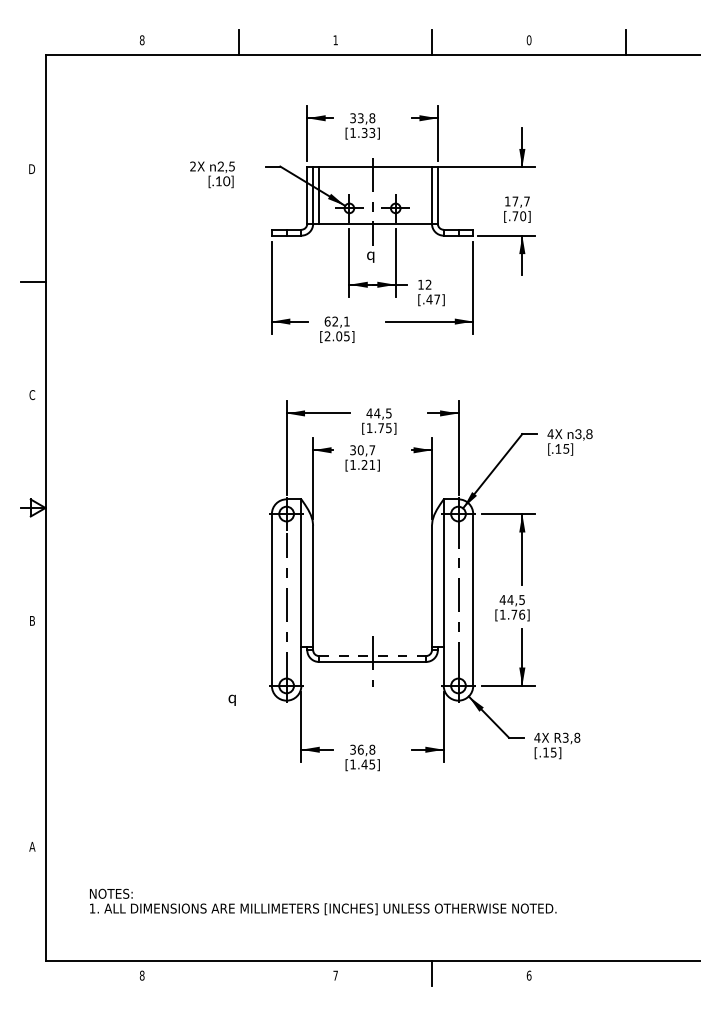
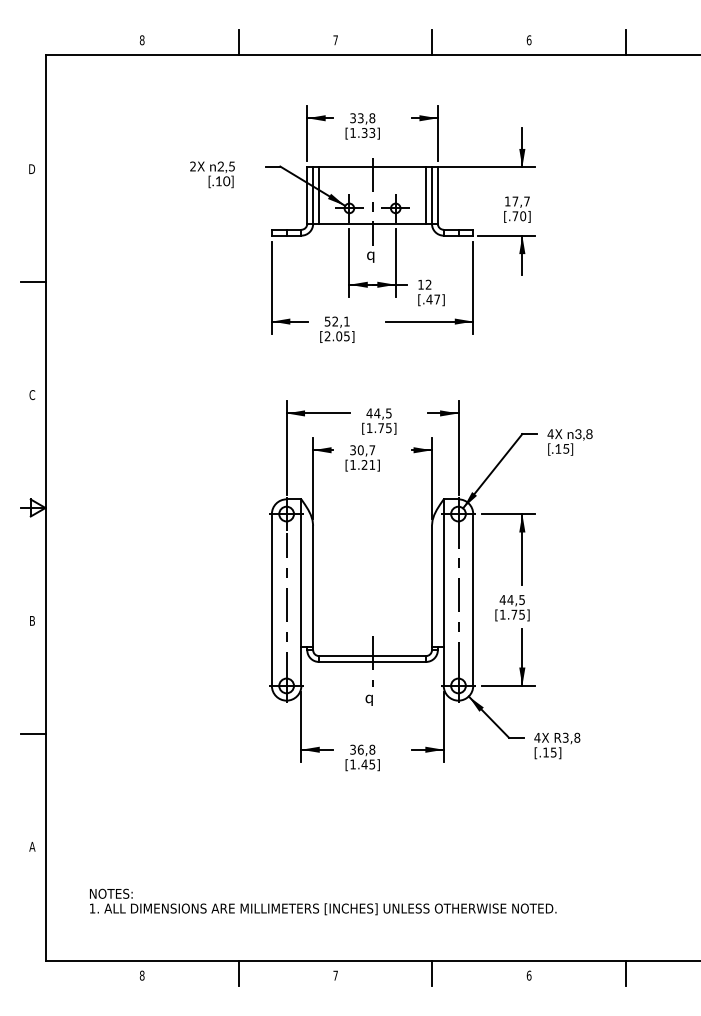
text: 0 -> 6 (529, 39)
text: 1 -> 7 (335, 40)
line: none -> present (426, 195)
text: 62,1 -> 52,1 (327, 321)
text: [1.76] -> [1.75] (522, 614)
line: dashed -> solid (372, 656)
text position: (231, 699) -> (368, 699) (368, 699)
line: none -> present (32, 733)
line: none -> present (238, 972)
line: none -> present (625, 972)
